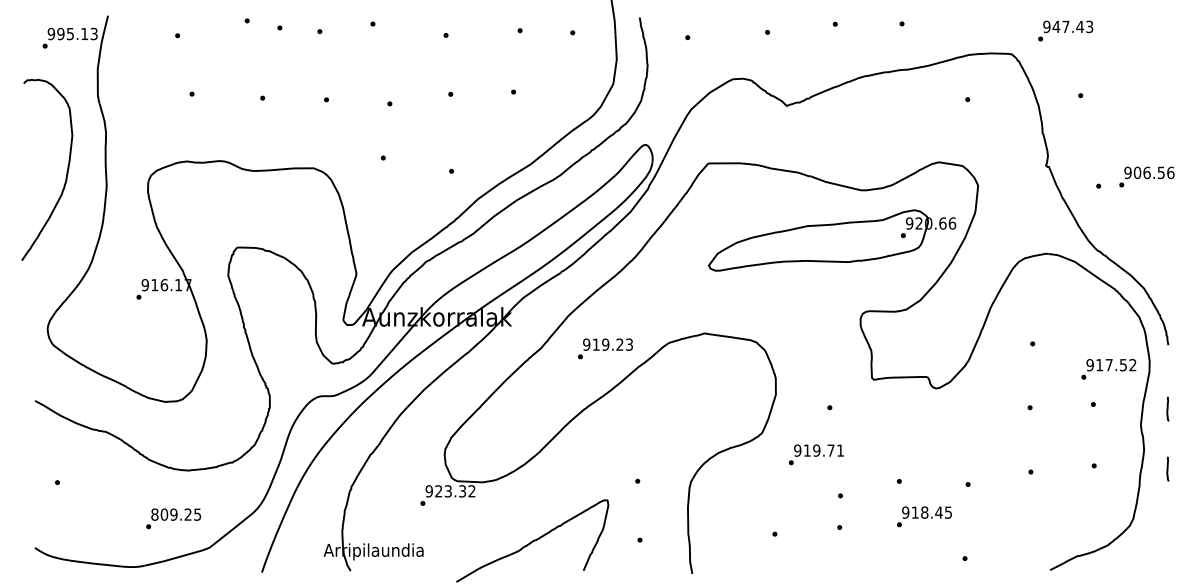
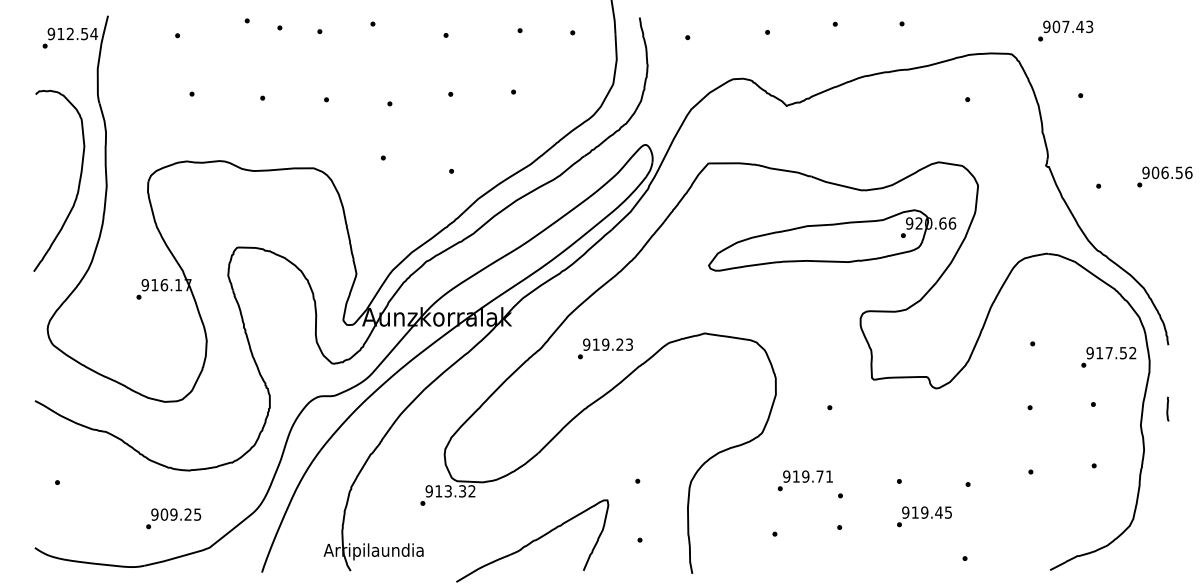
text: 947.43 -> 907.43 (1056, 26)
text: 995.13 -> 912.54 (77, 33)
curve position: (66, 171) -> (78, 182) (78, 182)
text position: (1146, 176) -> (1164, 176) (1164, 176)
text position: (1108, 369) -> (1108, 357) (1108, 357)
text position: (815, 454) -> (804, 480) (804, 480)
line: present -> none (1167, 468)
text: 923.32 -> 913.32 (438, 491)
text: 918.45 -> 919.45 (924, 512)
text: 809.25 -> 909.25 (154, 514)
